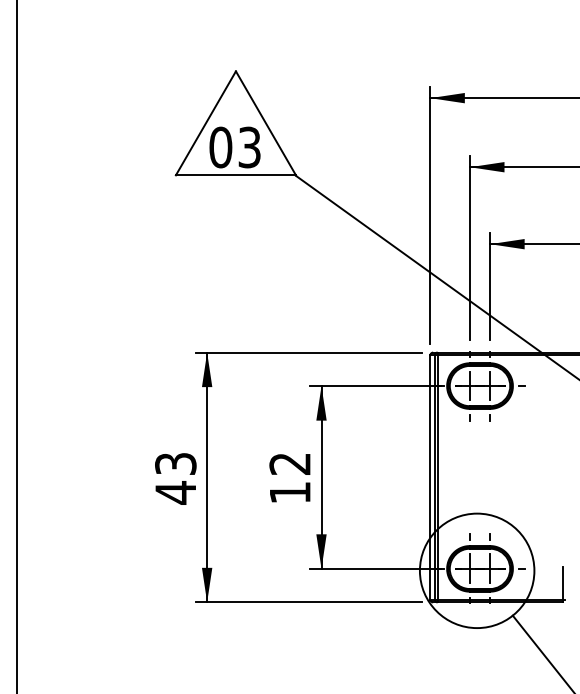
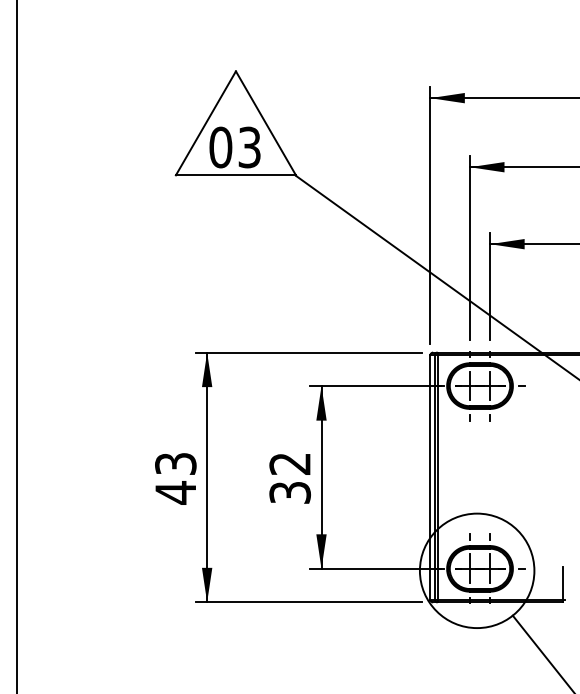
text: 12 -> 32 (289, 492)
